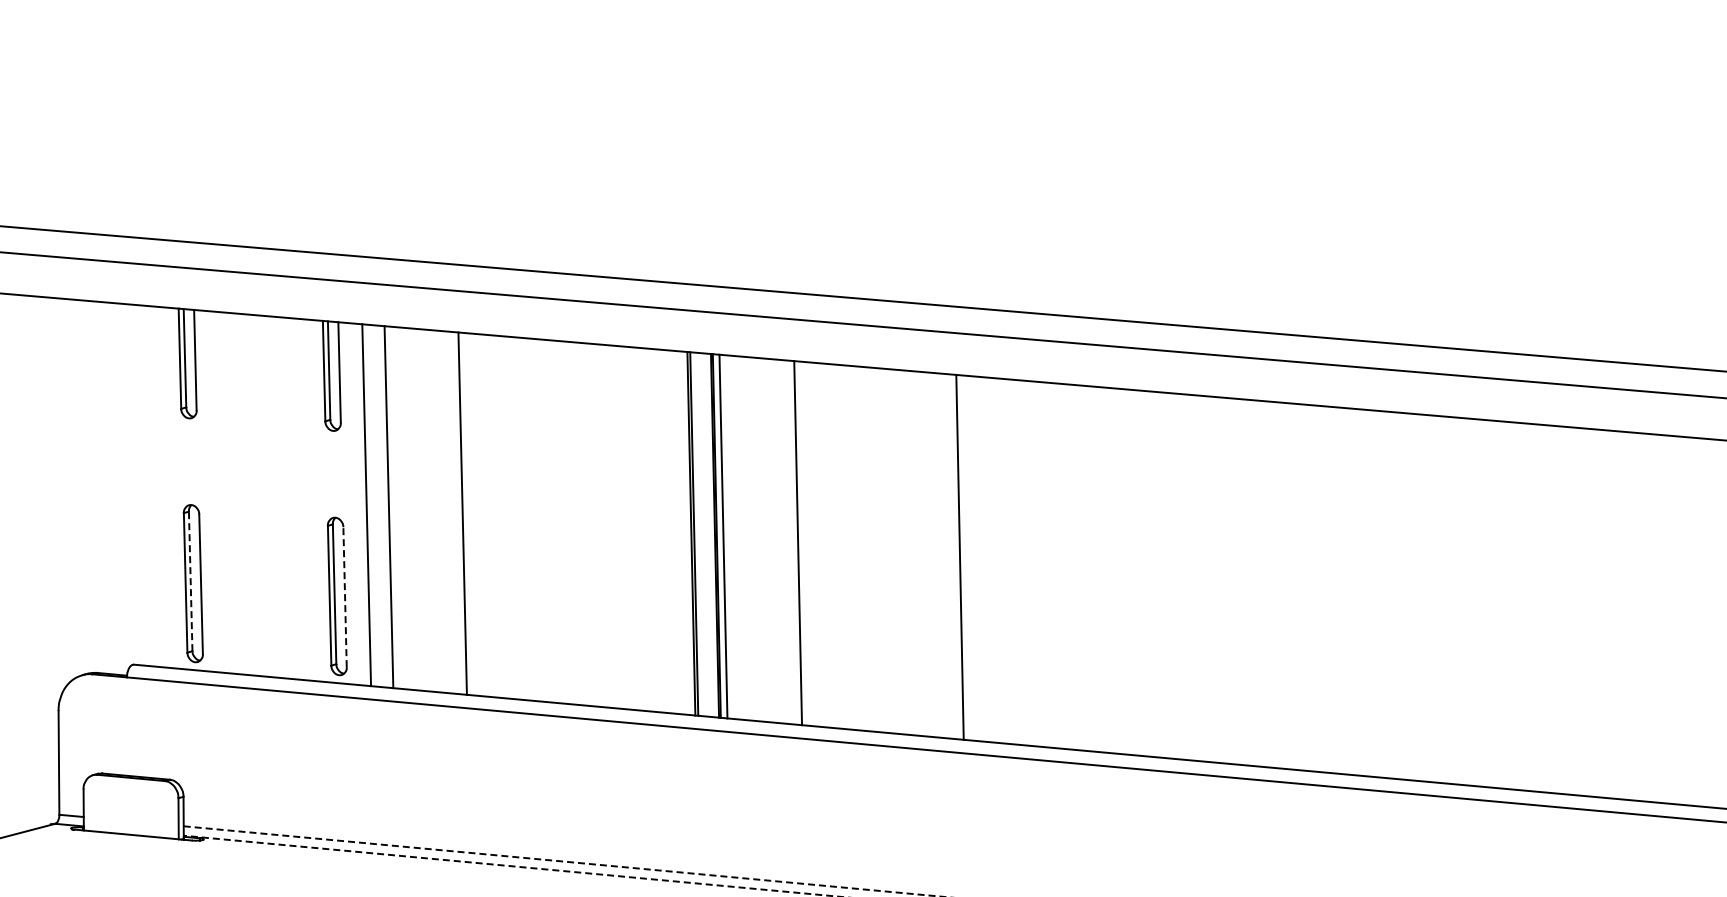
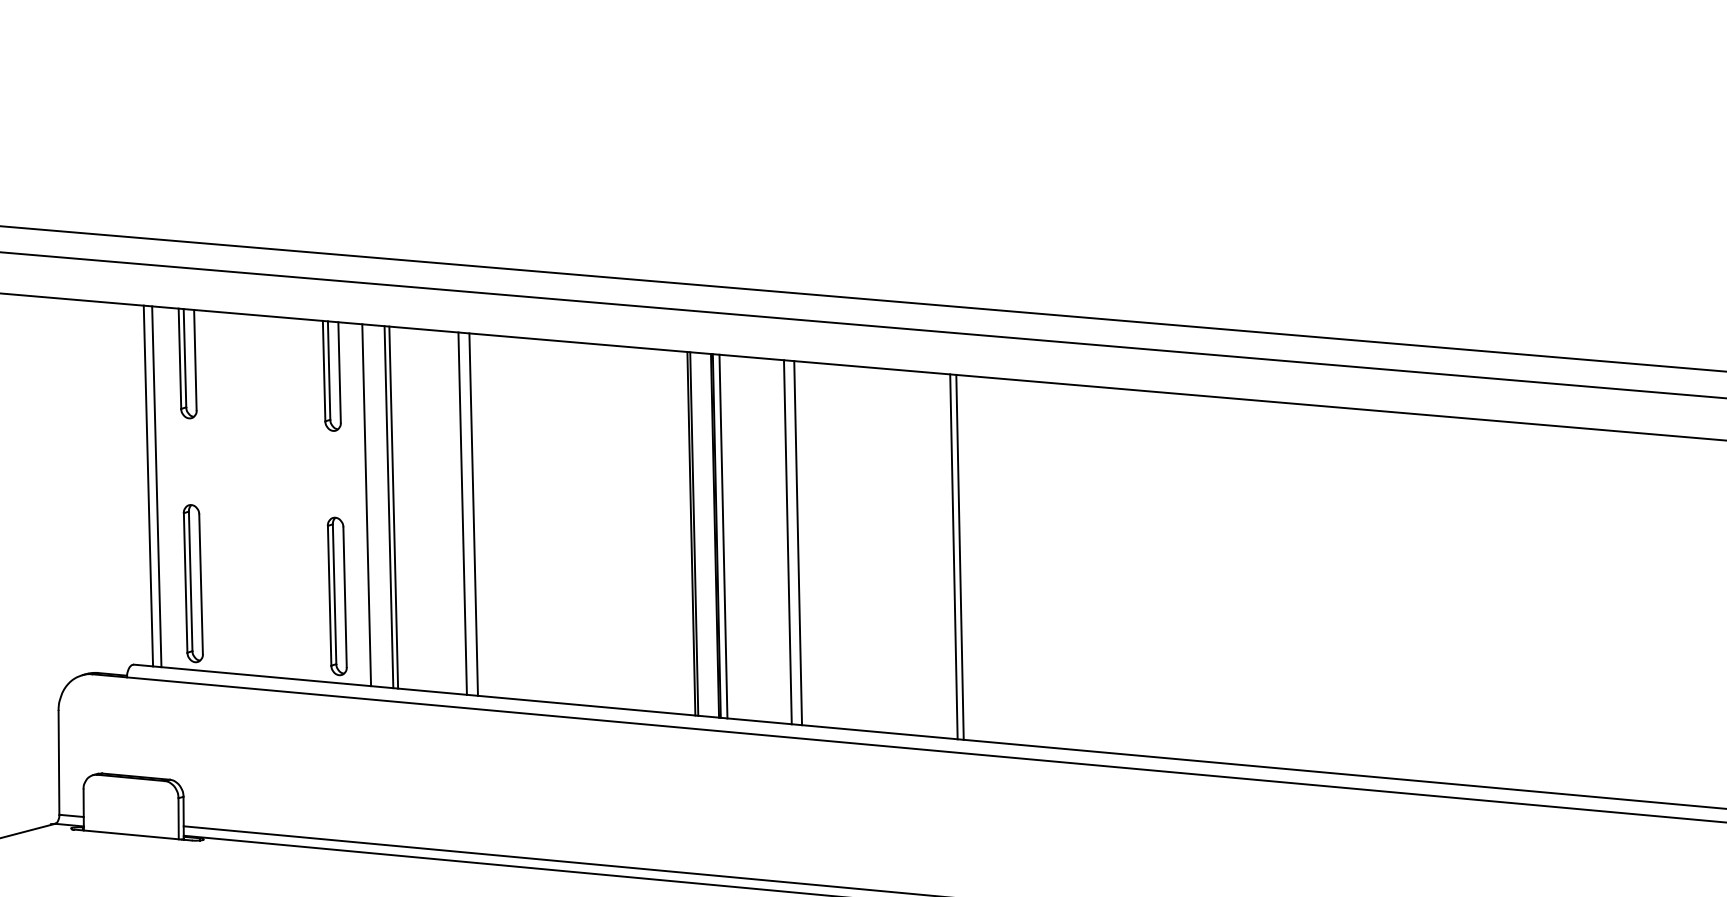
line: none -> present (148, 485)
line: none -> present (156, 486)
line: none -> present (393, 507)
line: none -> present (473, 514)
line: none -> present (787, 542)
line: none -> present (953, 556)
line: dashed -> solid (190, 581)
line: dashed -> solid (345, 597)
line: dashed -> solid (564, 861)
line: dashed -> solid (512, 866)
